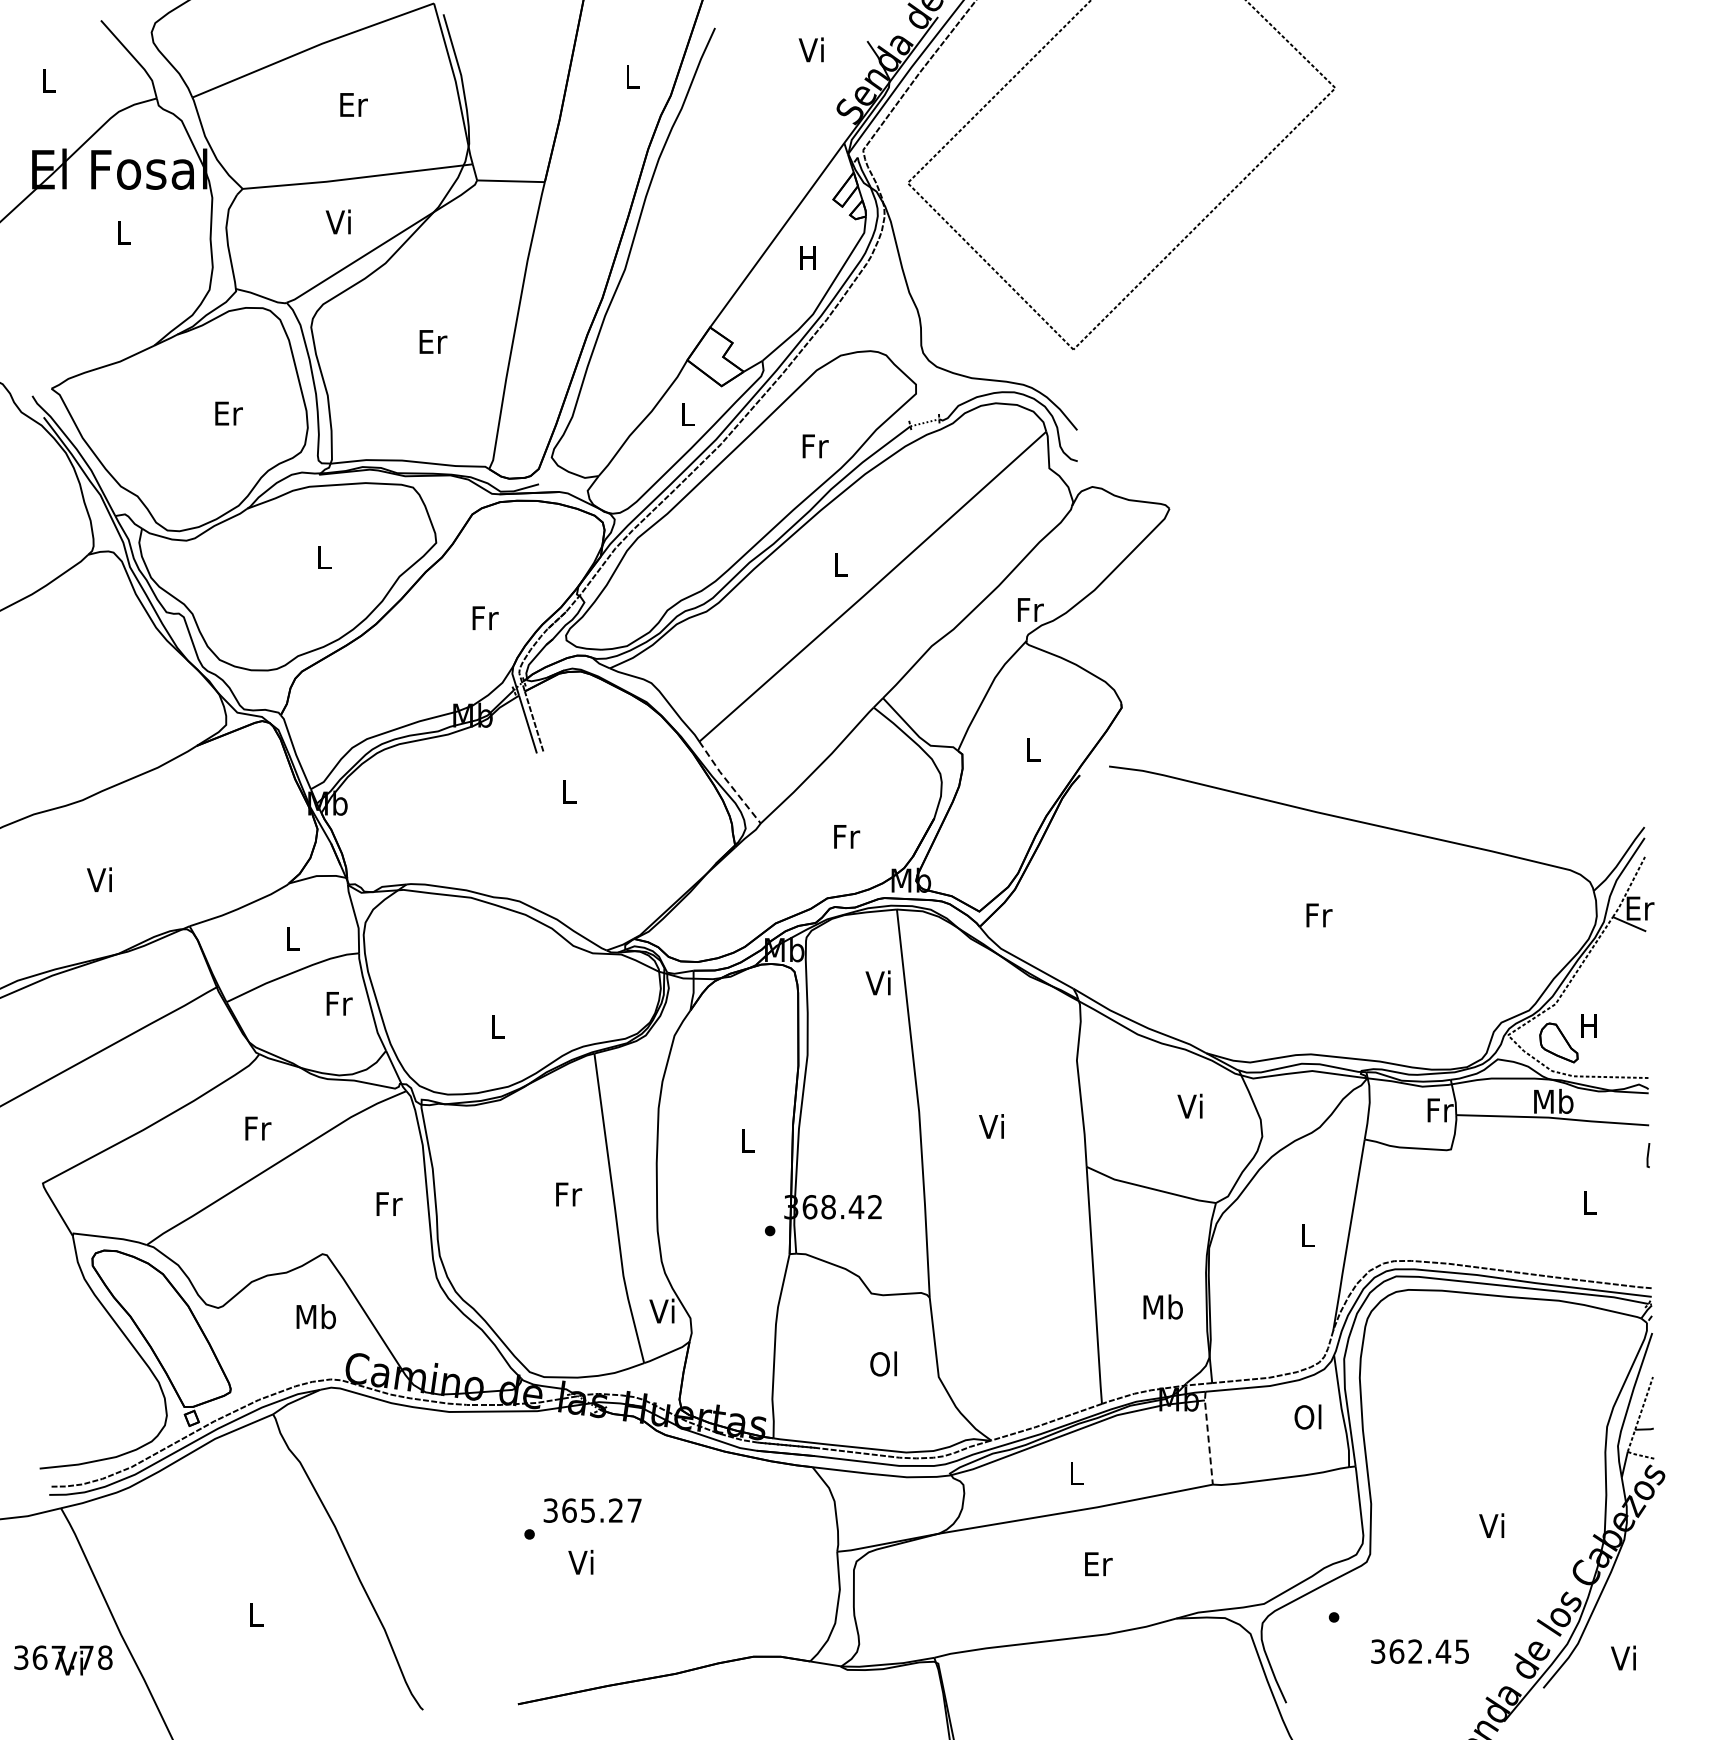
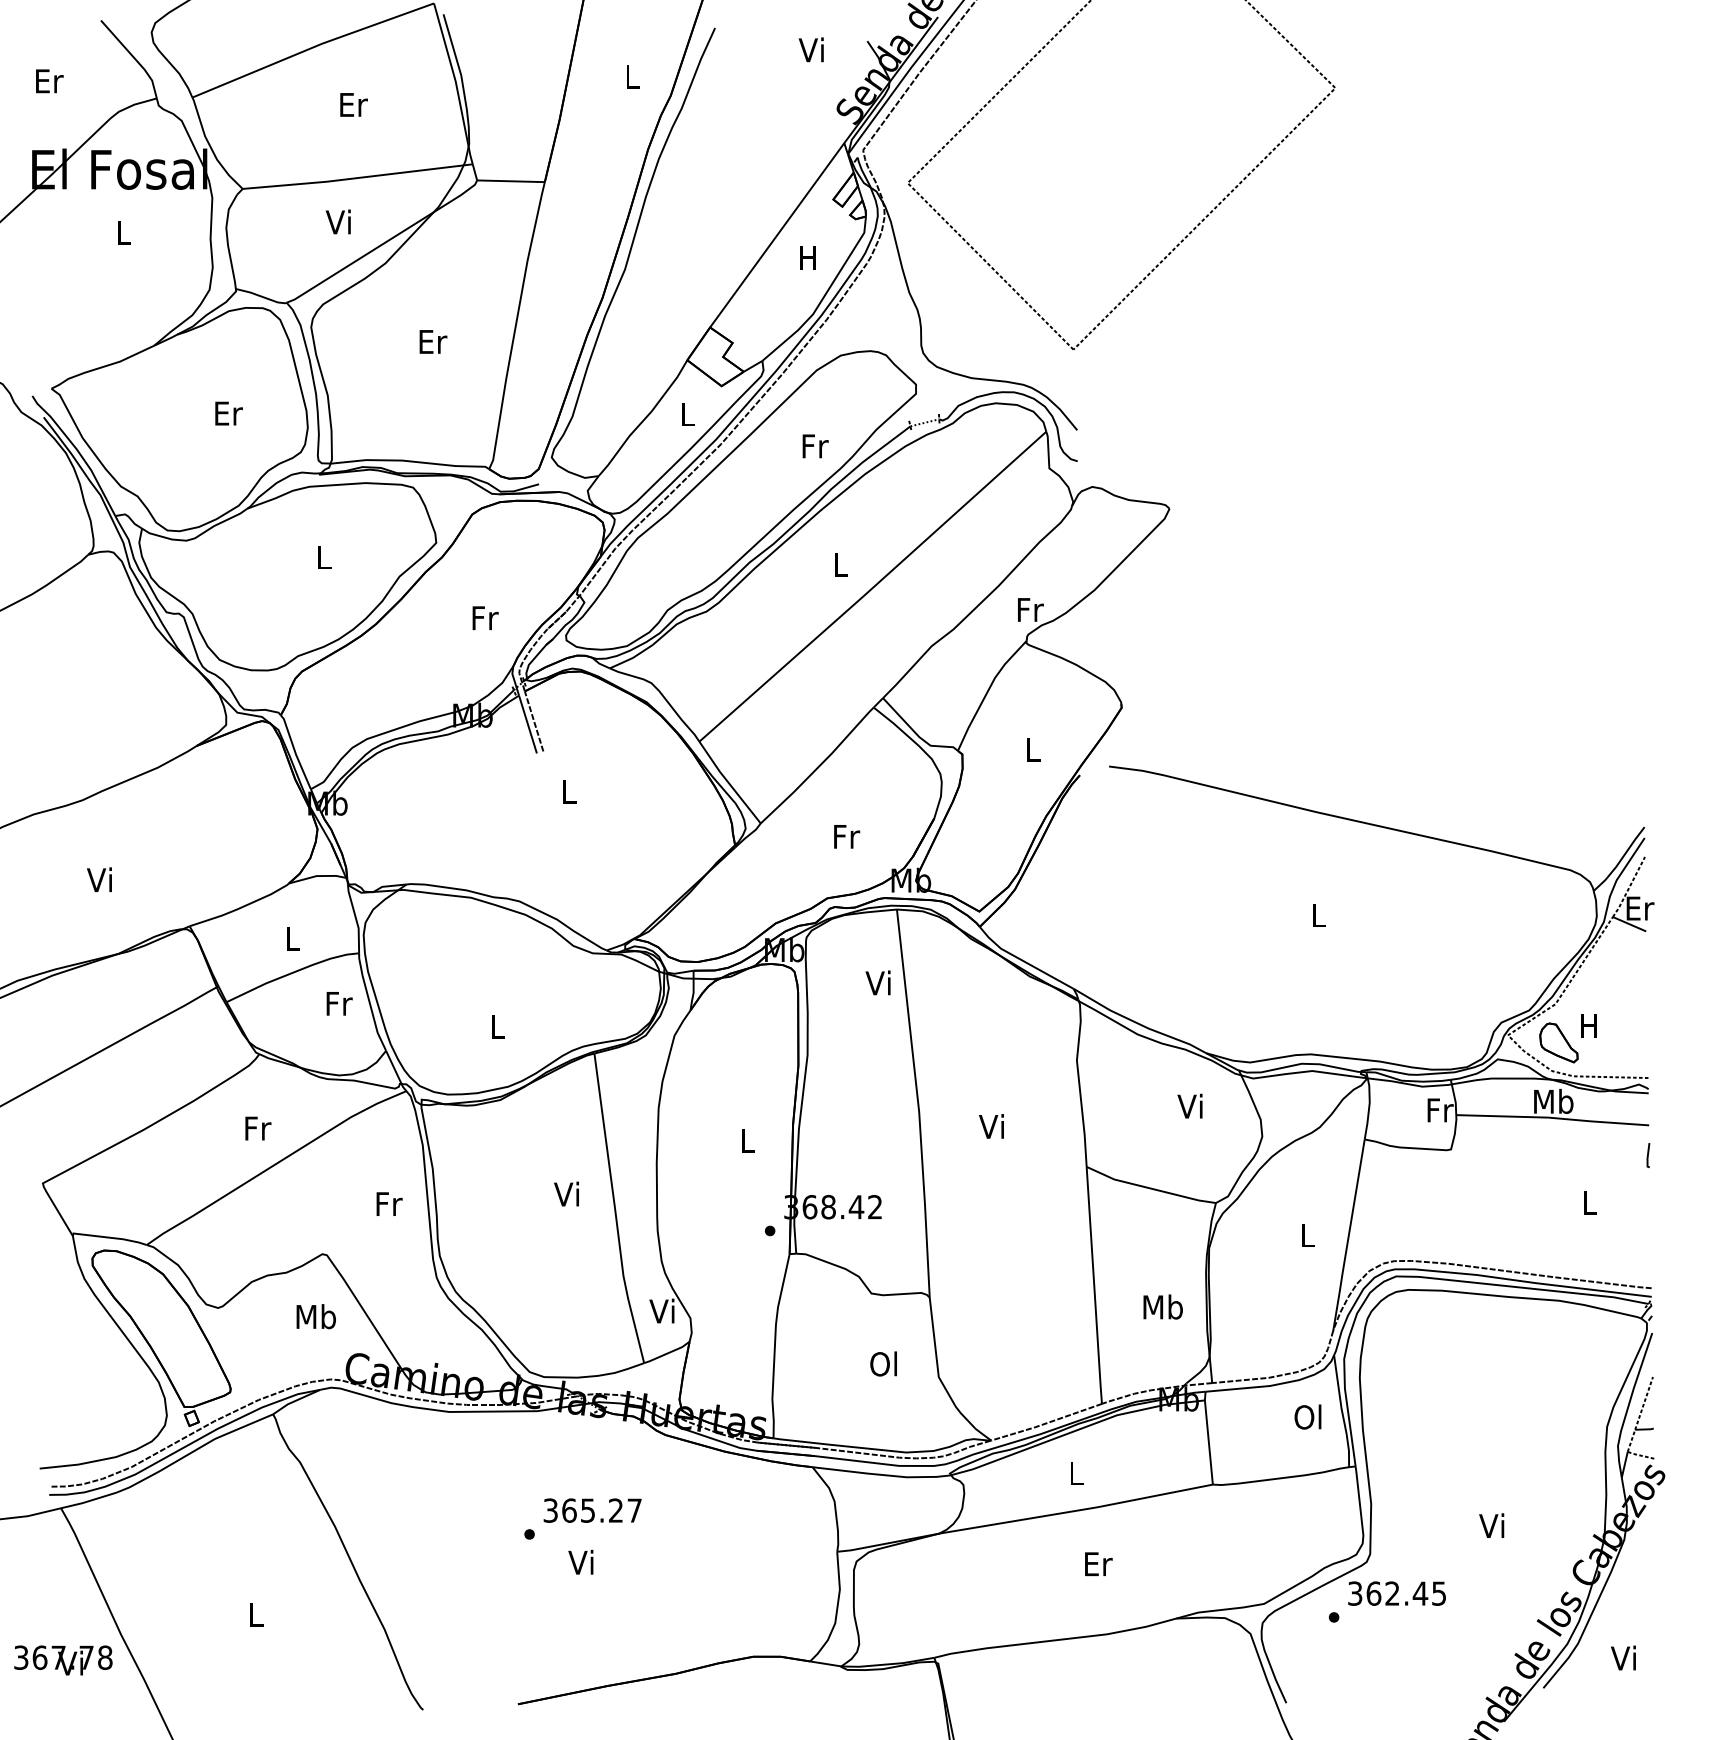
text: L -> Er (49, 81)
line: dashed -> solid (728, 782)
text: Fr -> L (1319, 915)
text: Fr -> Vi (568, 1193)
line: dashed -> solid (1208, 1438)
text position: (1419, 1651) -> (1396, 1593) (1396, 1593)
